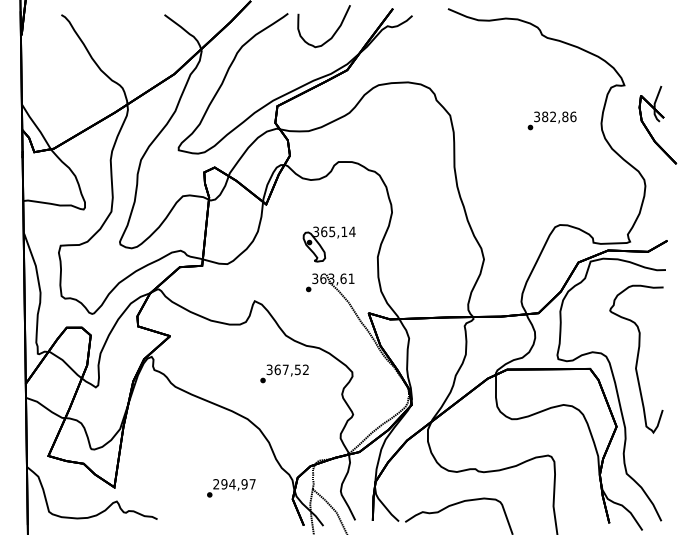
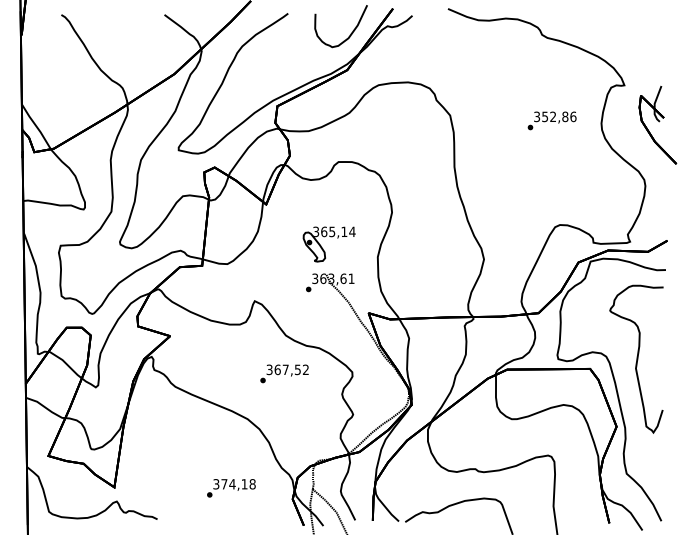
curve position: (333, 33) -> (350, 33) (350, 33)
text: 382,86 -> 352,86 (545, 116)
text: 294,97 -> 374,18 (234, 484)
